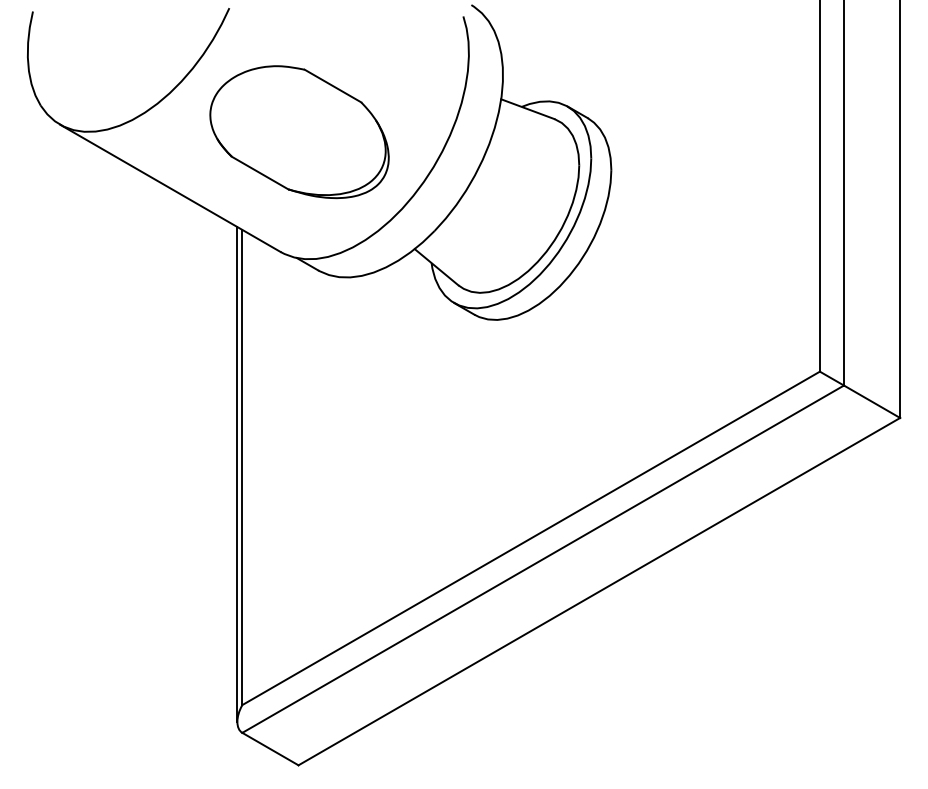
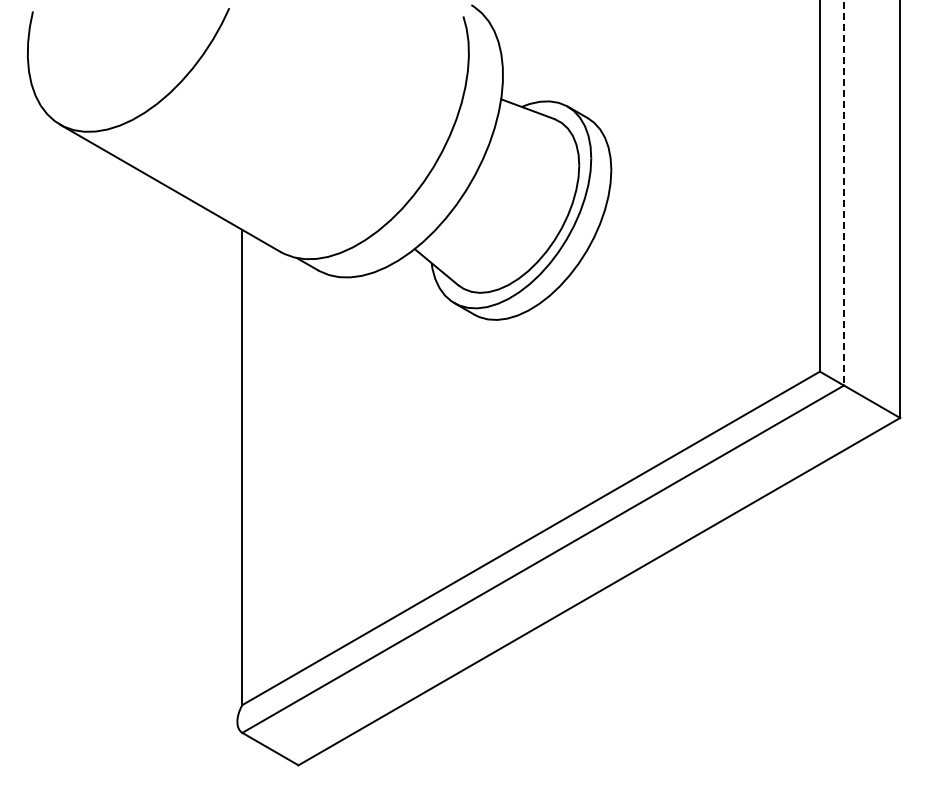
part: present -> none (299, 132)
line: solid -> dashed (844, 193)
line: present -> none (237, 473)
